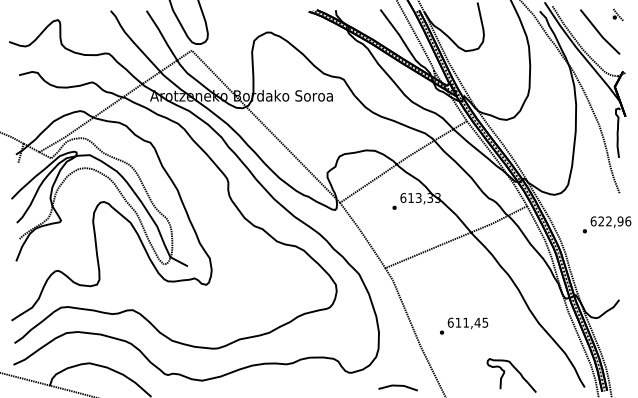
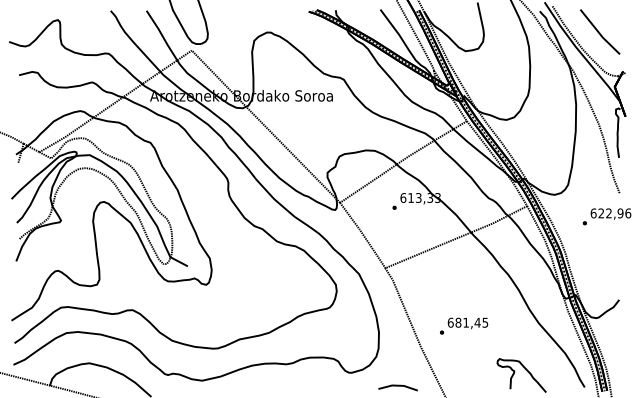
part: present -> none (617, 14)
text position: (606, 224) -> (606, 216) (606, 216)
text: 611,45 -> 681,45 (458, 322)
curve position: (516, 371) -> (526, 371) (526, 371)
